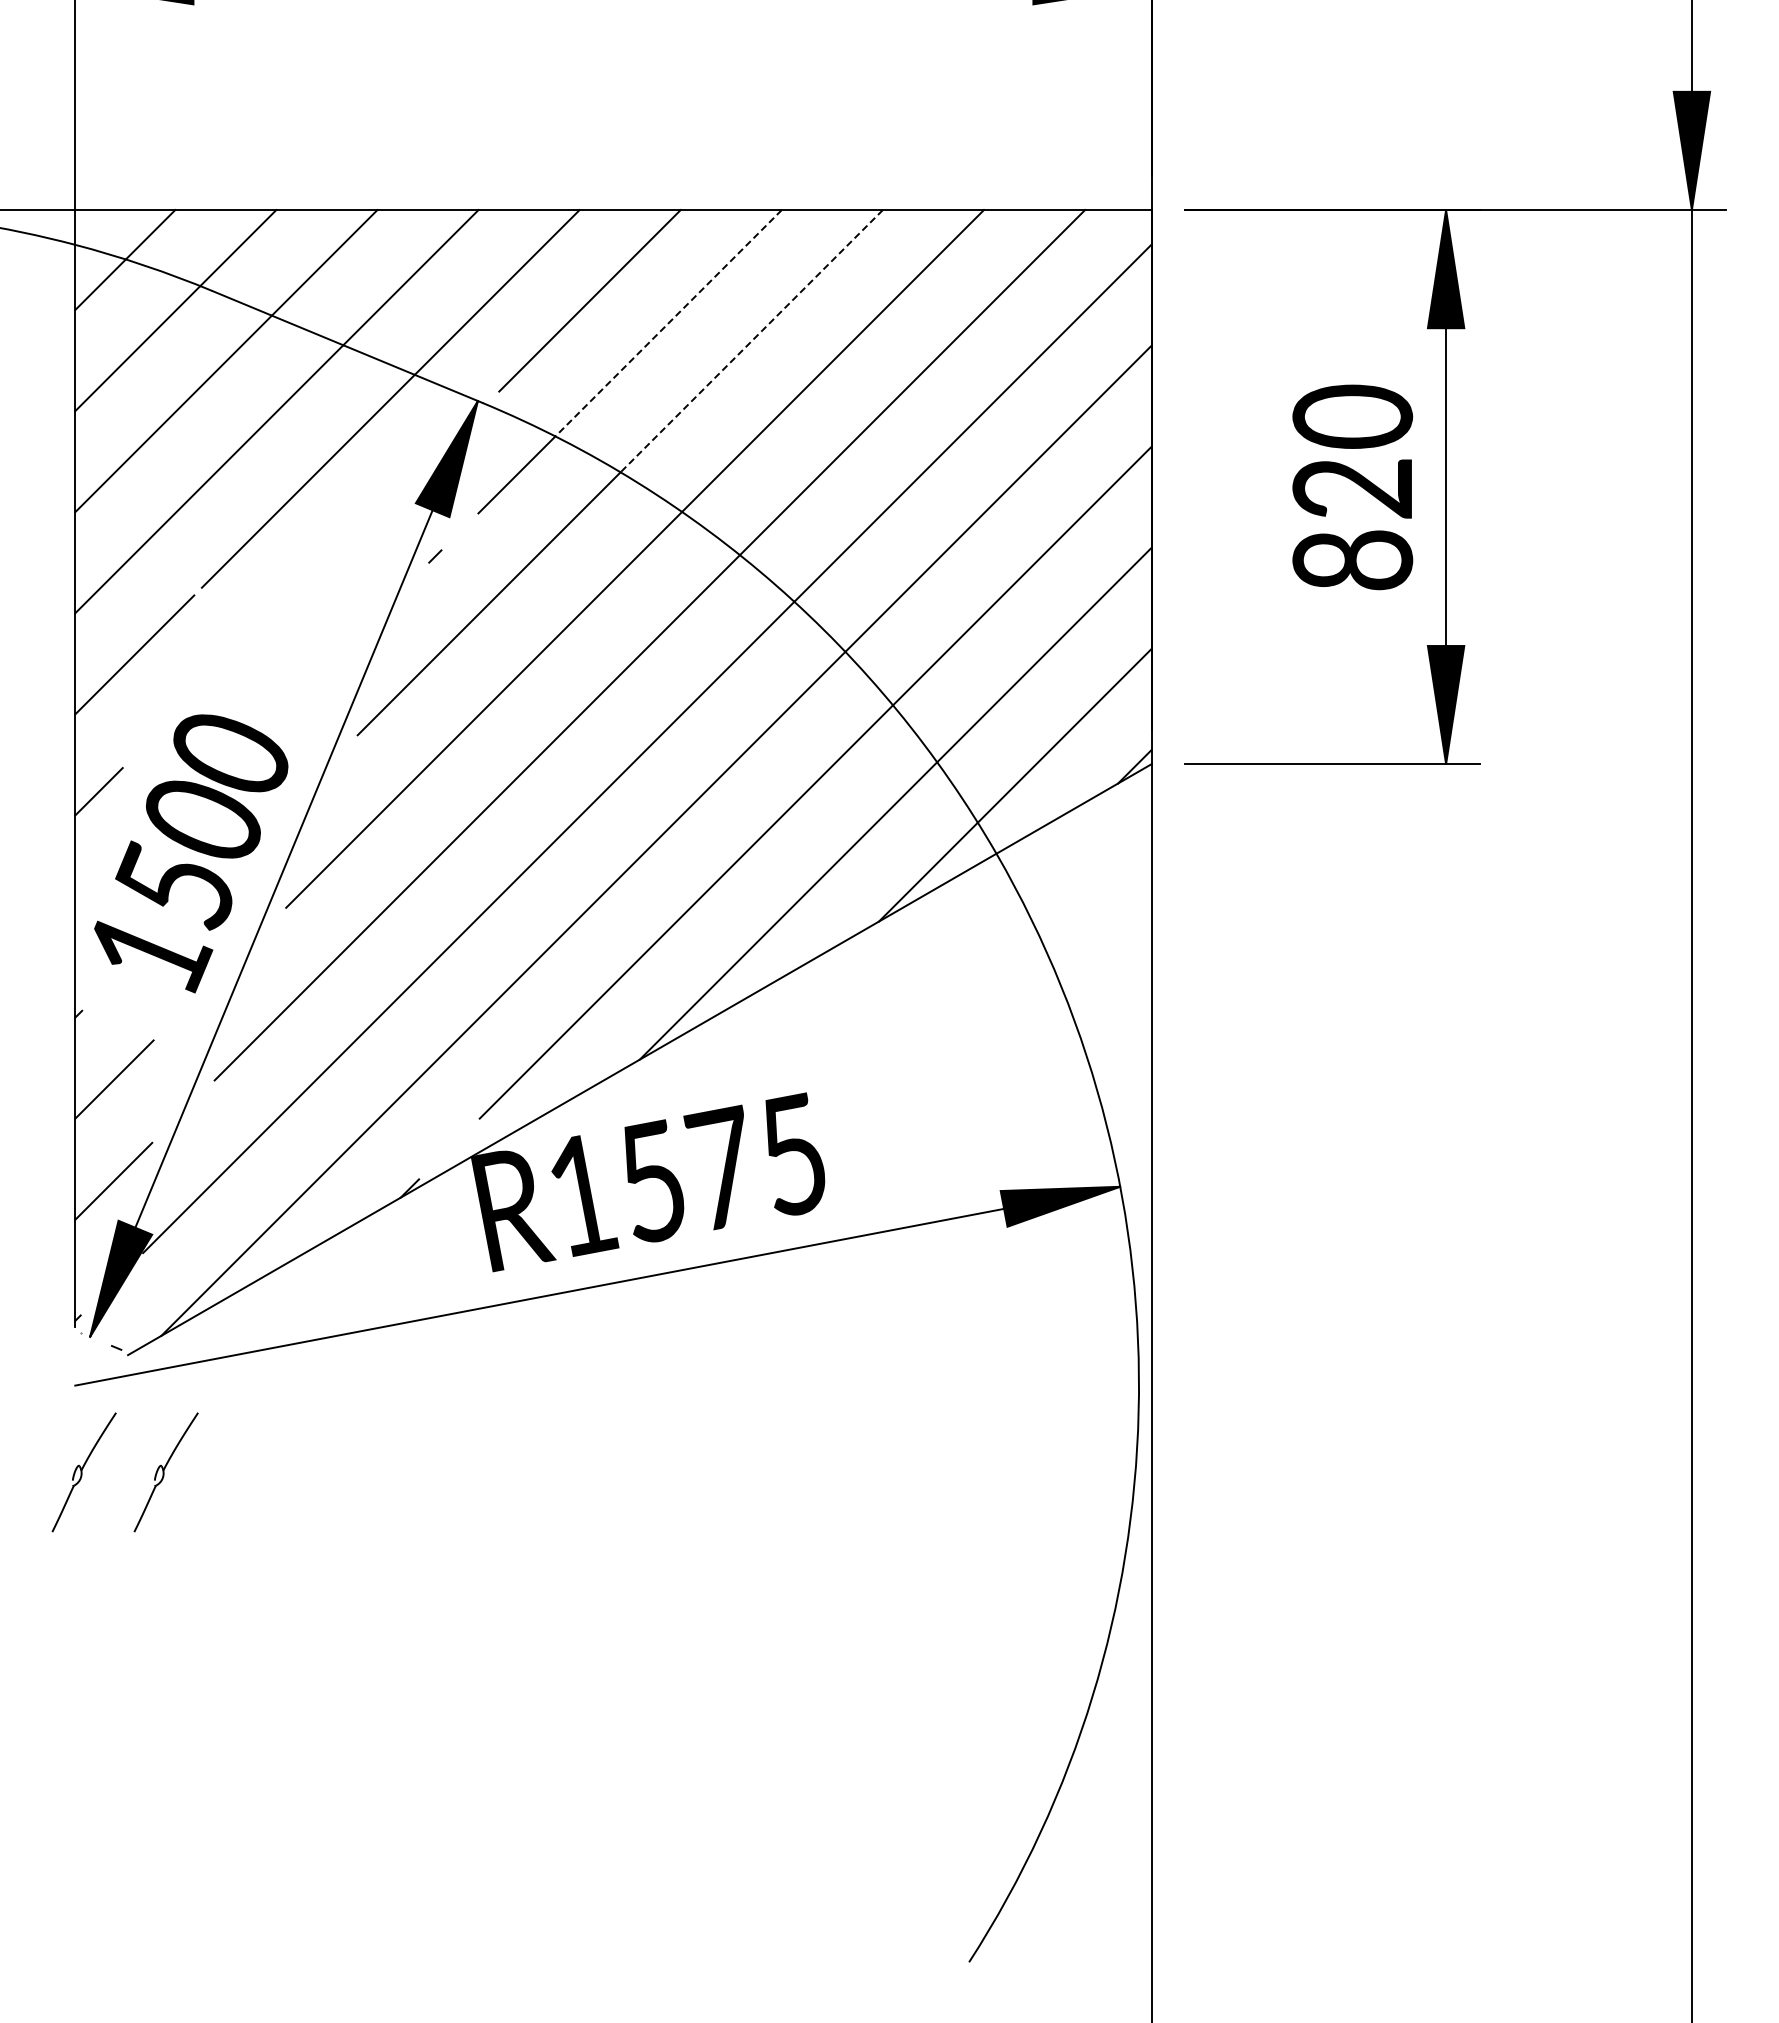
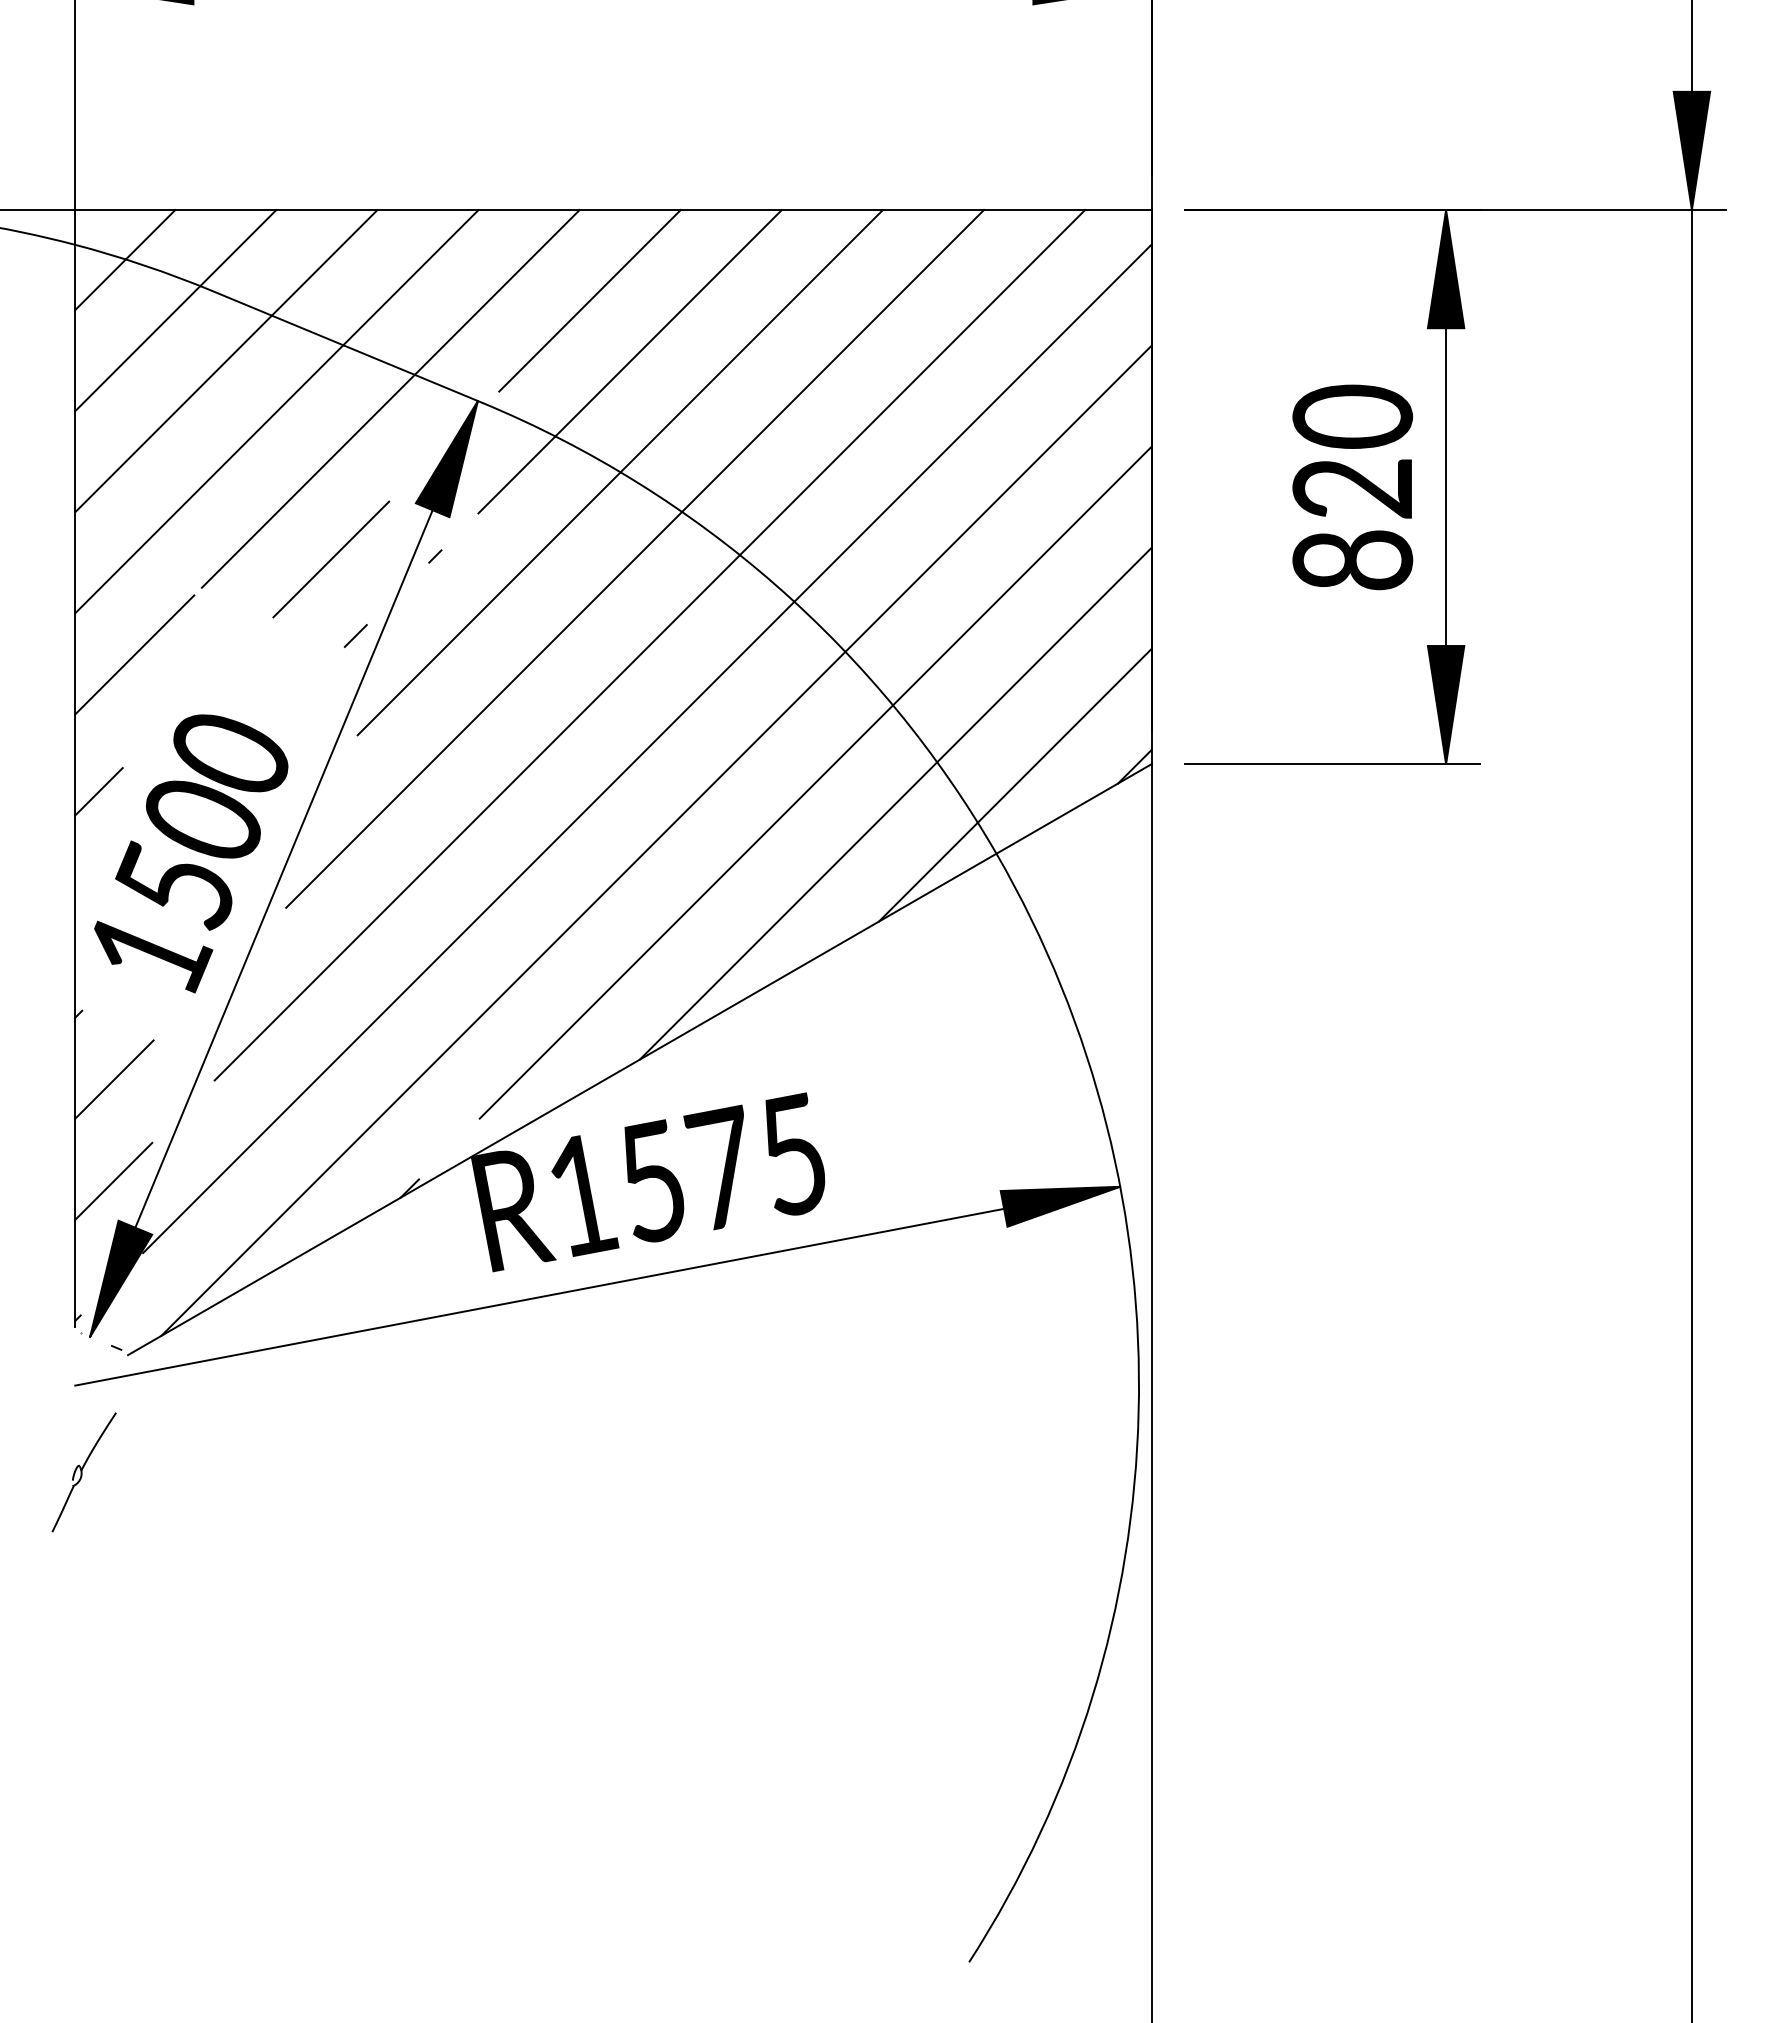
line: dashed -> solid (668, 323)
line: dashed -> solid (751, 341)
line: none -> present (331, 559)
line: none -> present (355, 635)
part: present -> none (165, 1472)
